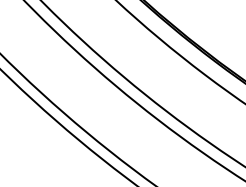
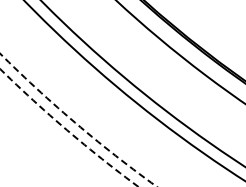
arc: solid -> dashed (75, 123)
arc: solid -> dashed (67, 130)
